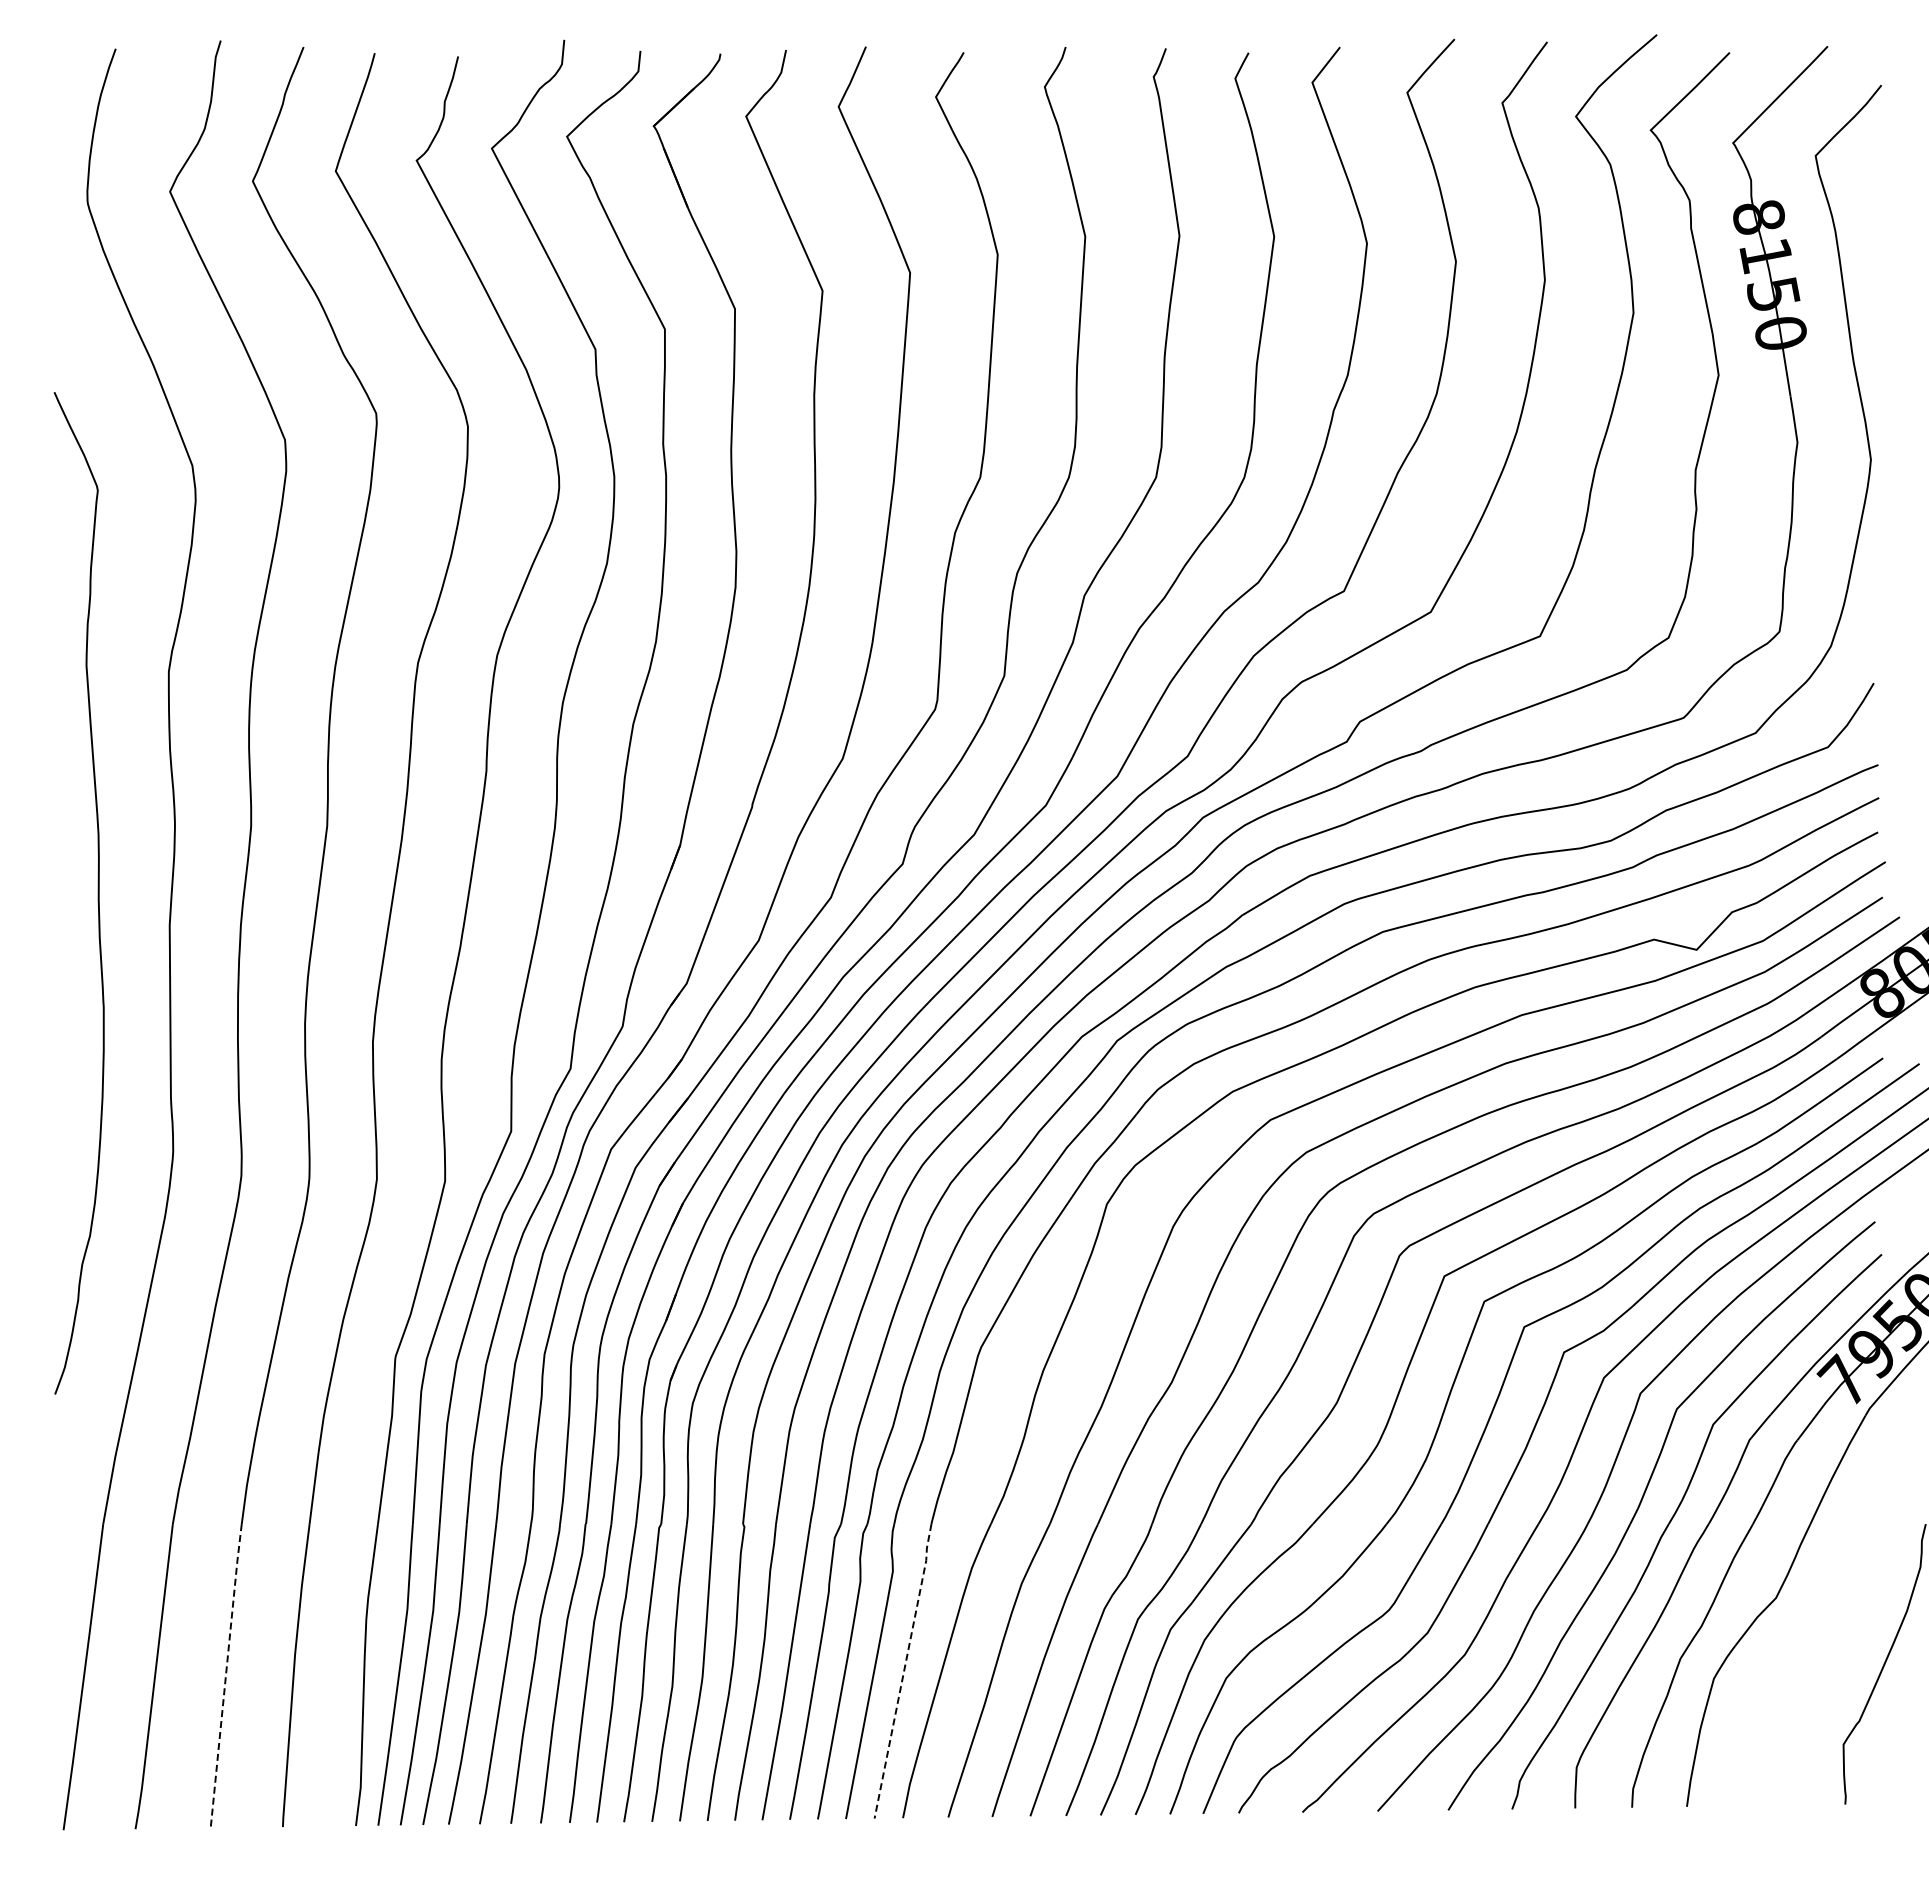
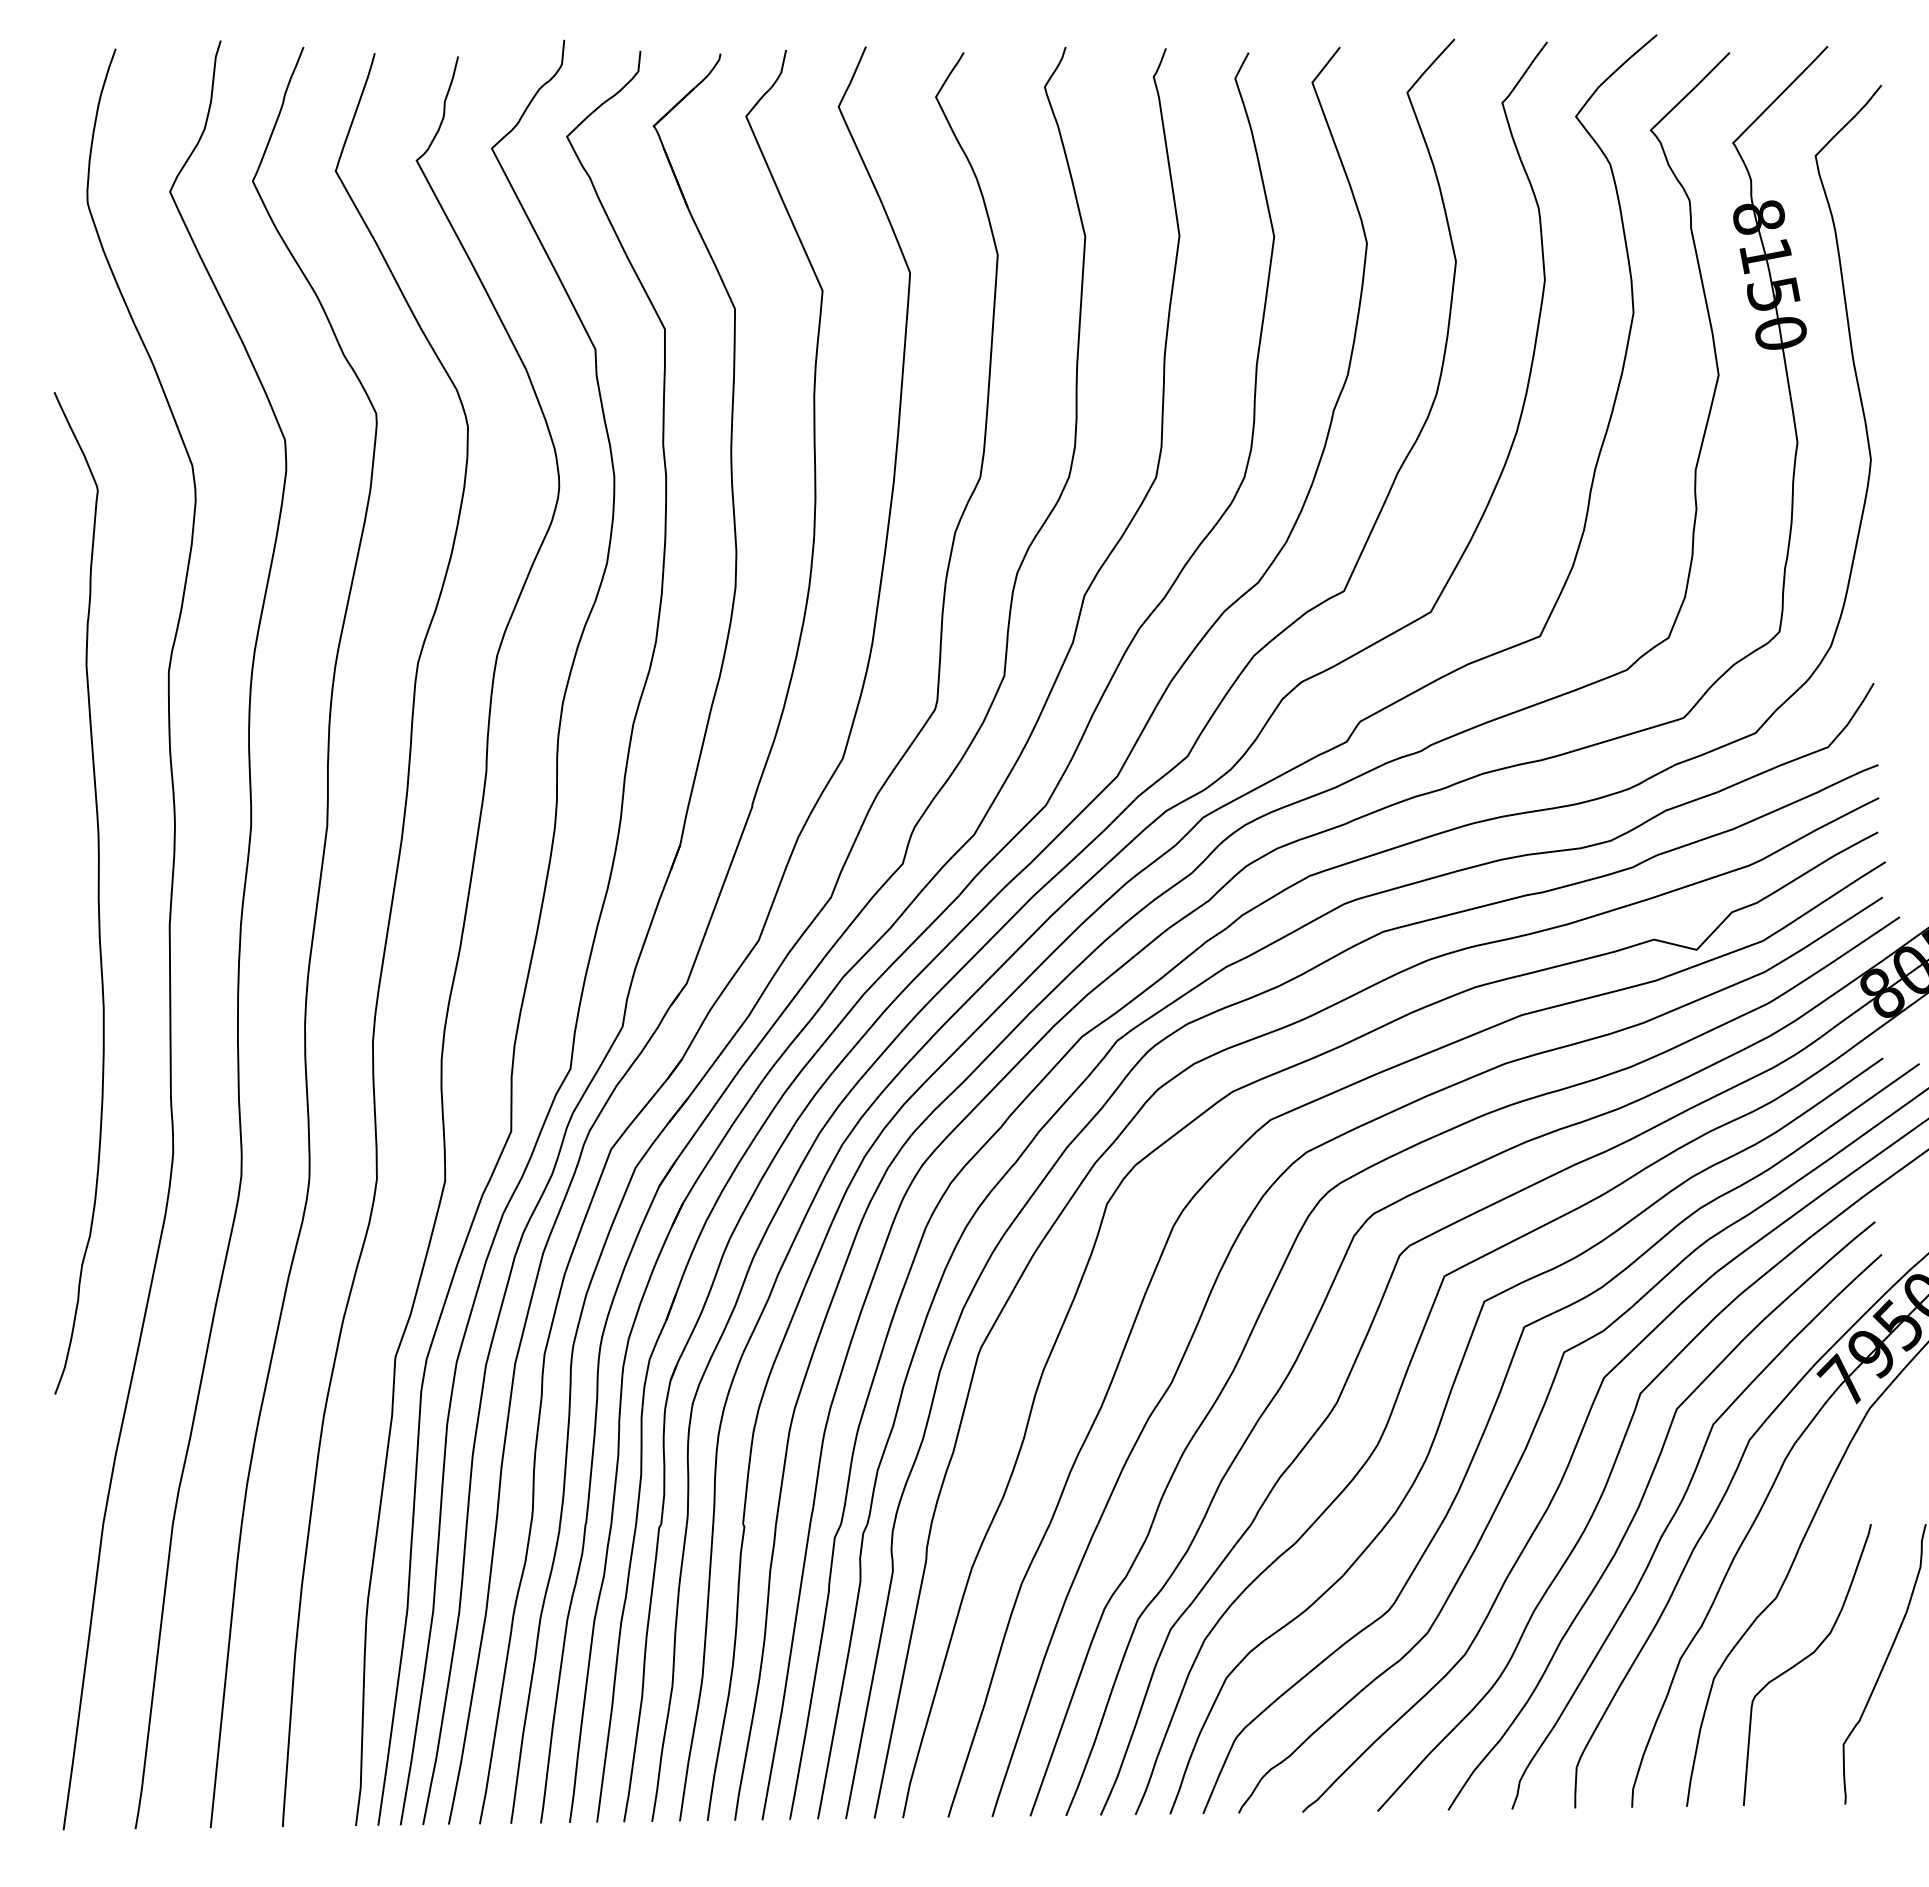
curve: none -> present (1804, 1660)
line: dashed -> solid (904, 1670)
line: dashed -> solid (225, 1675)
